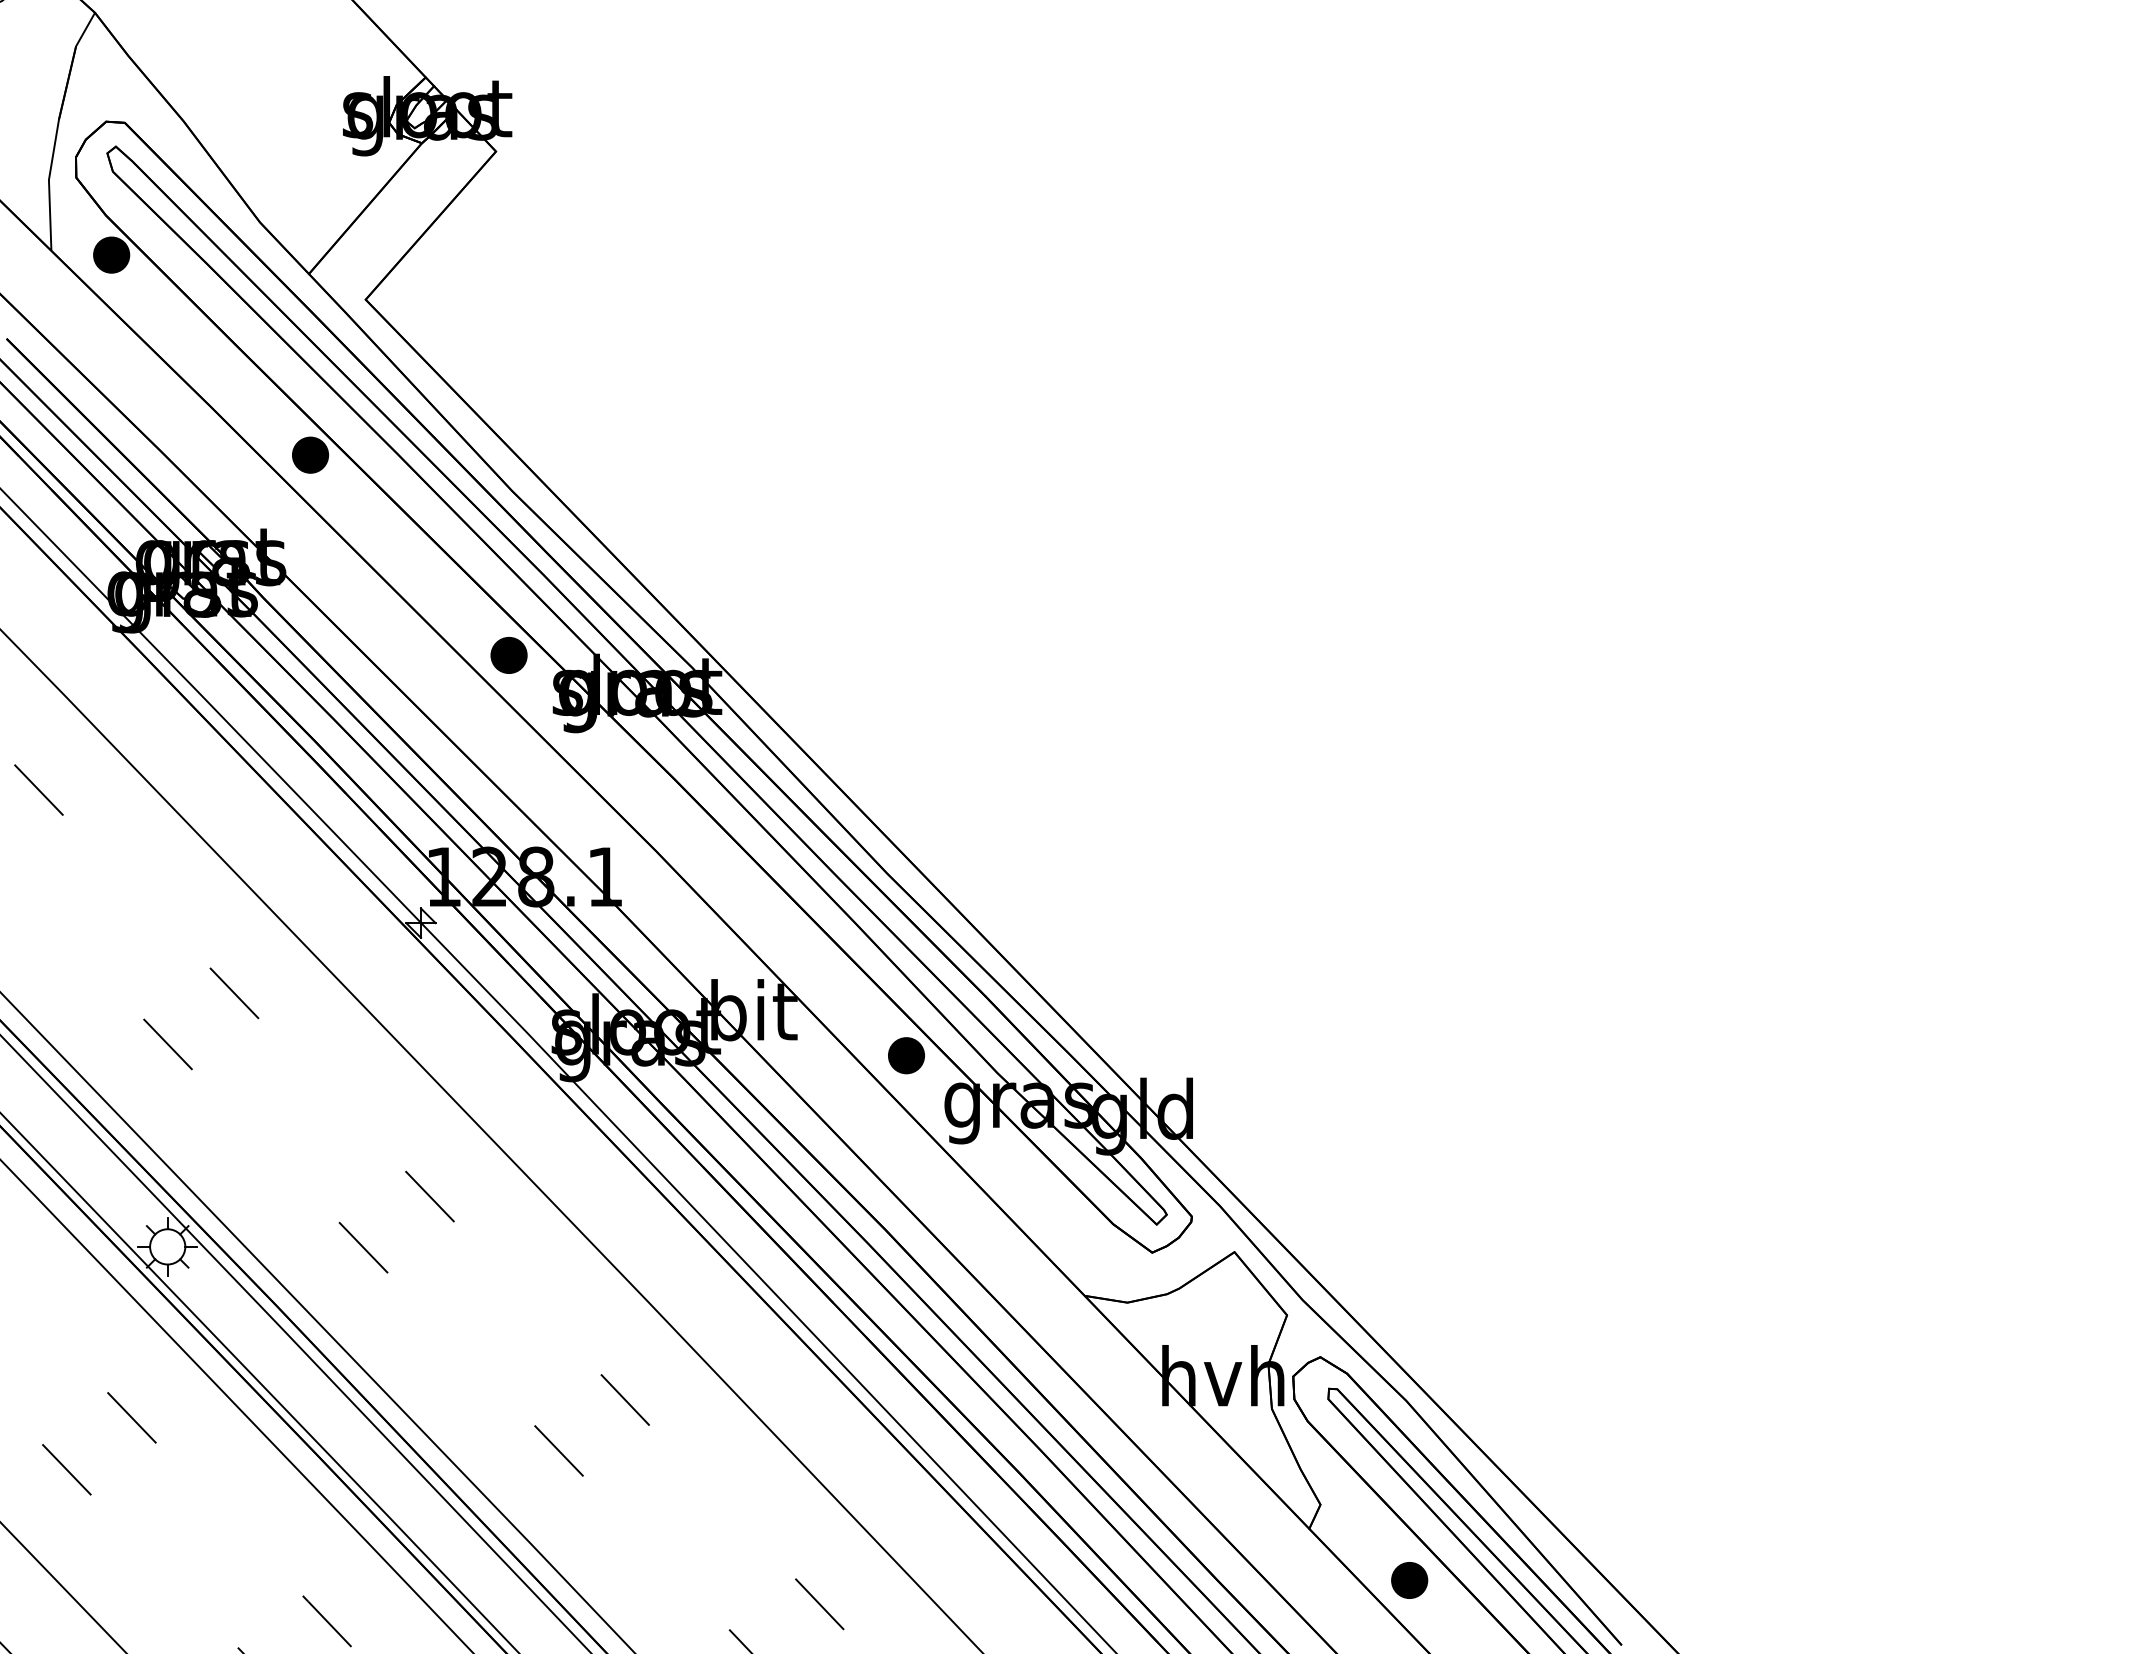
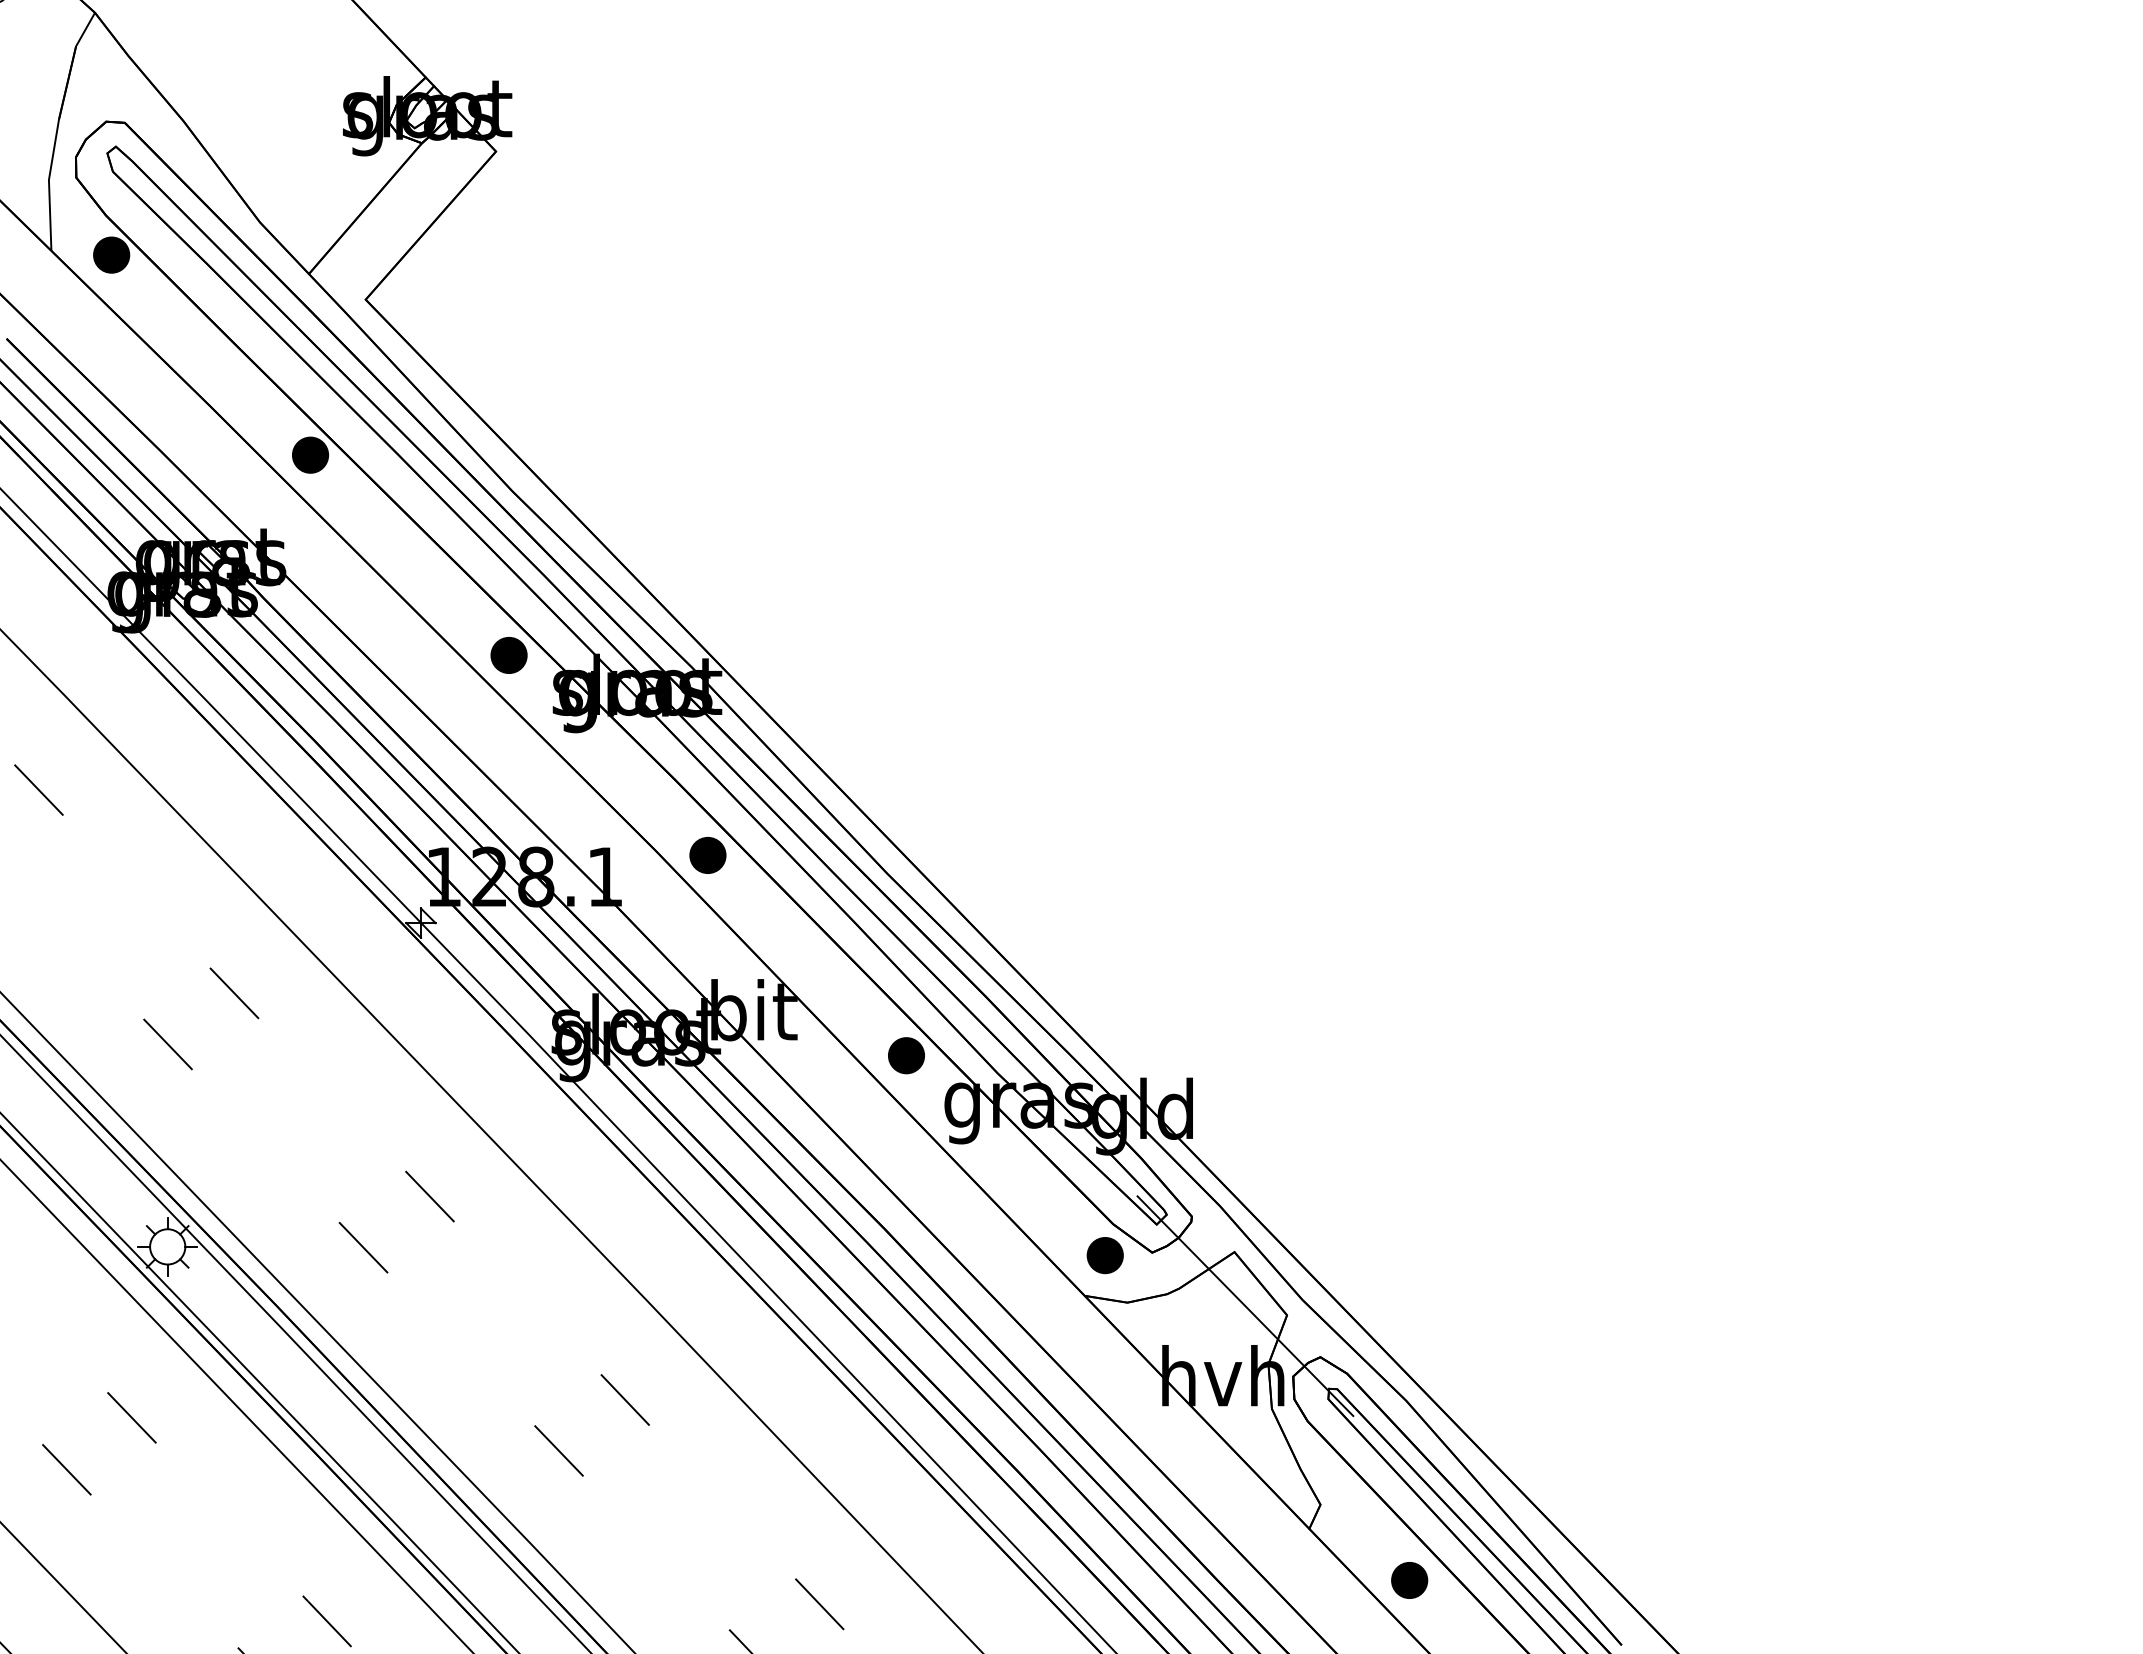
part: none -> present (707, 855)
part: none -> present (1104, 1255)
line: none -> present (1245, 1306)
